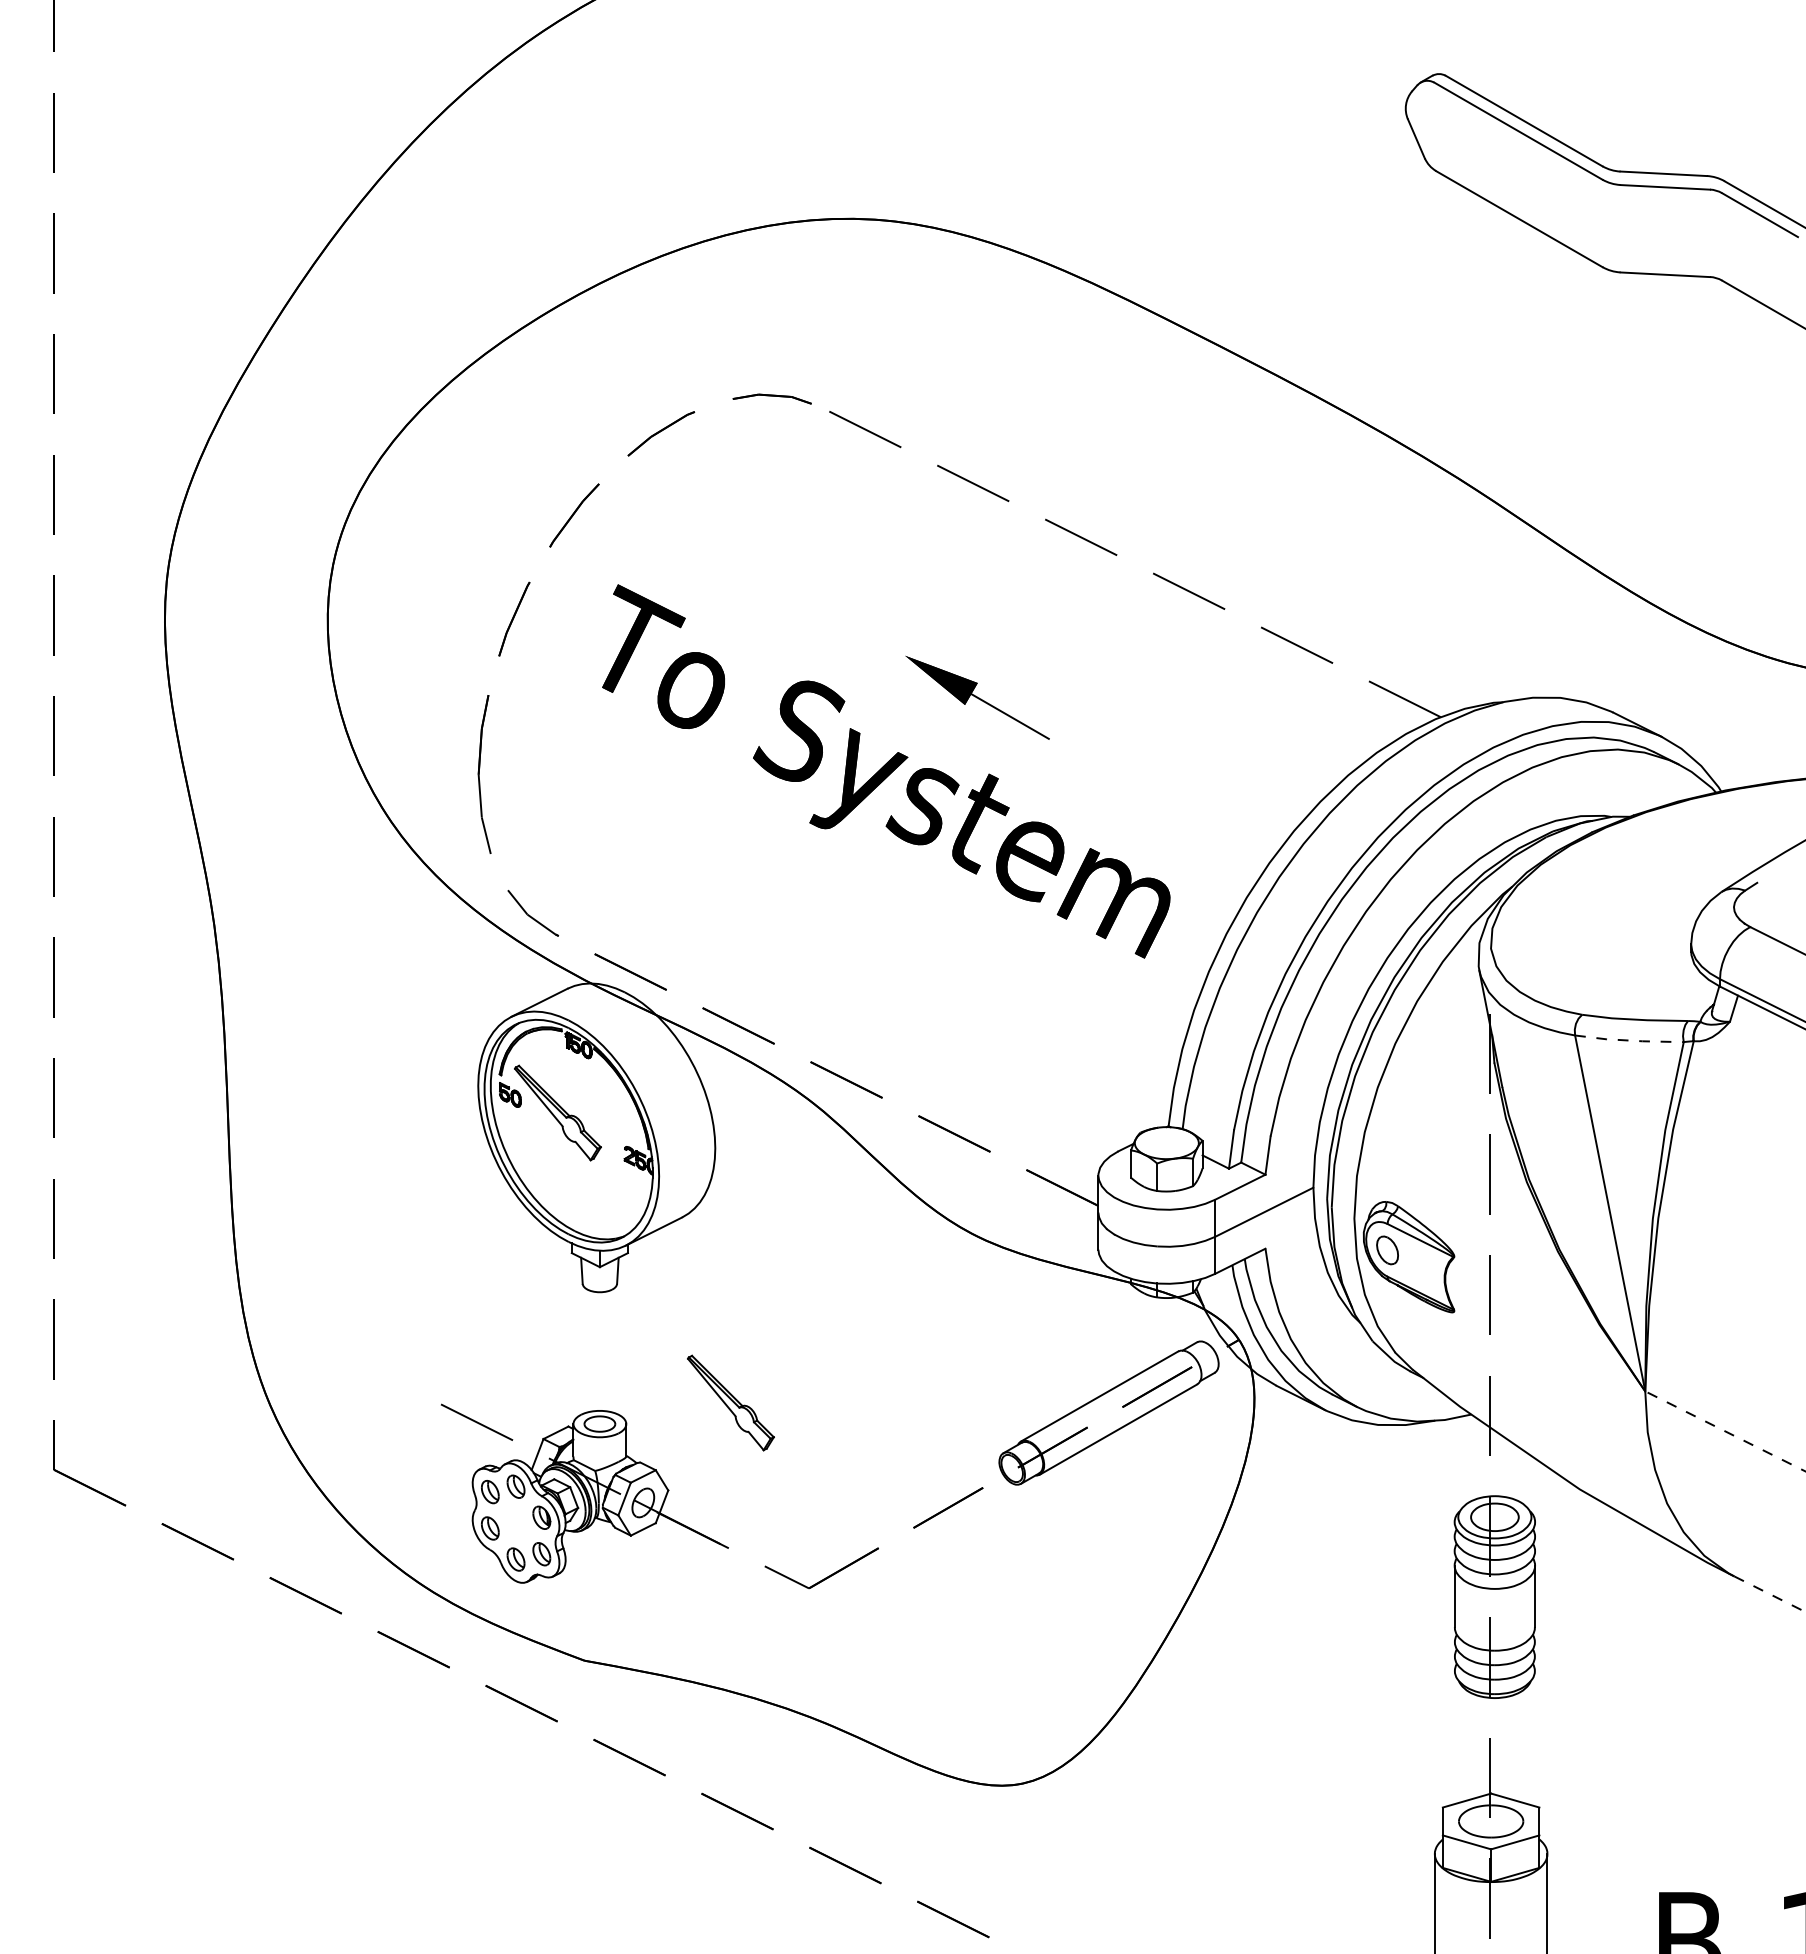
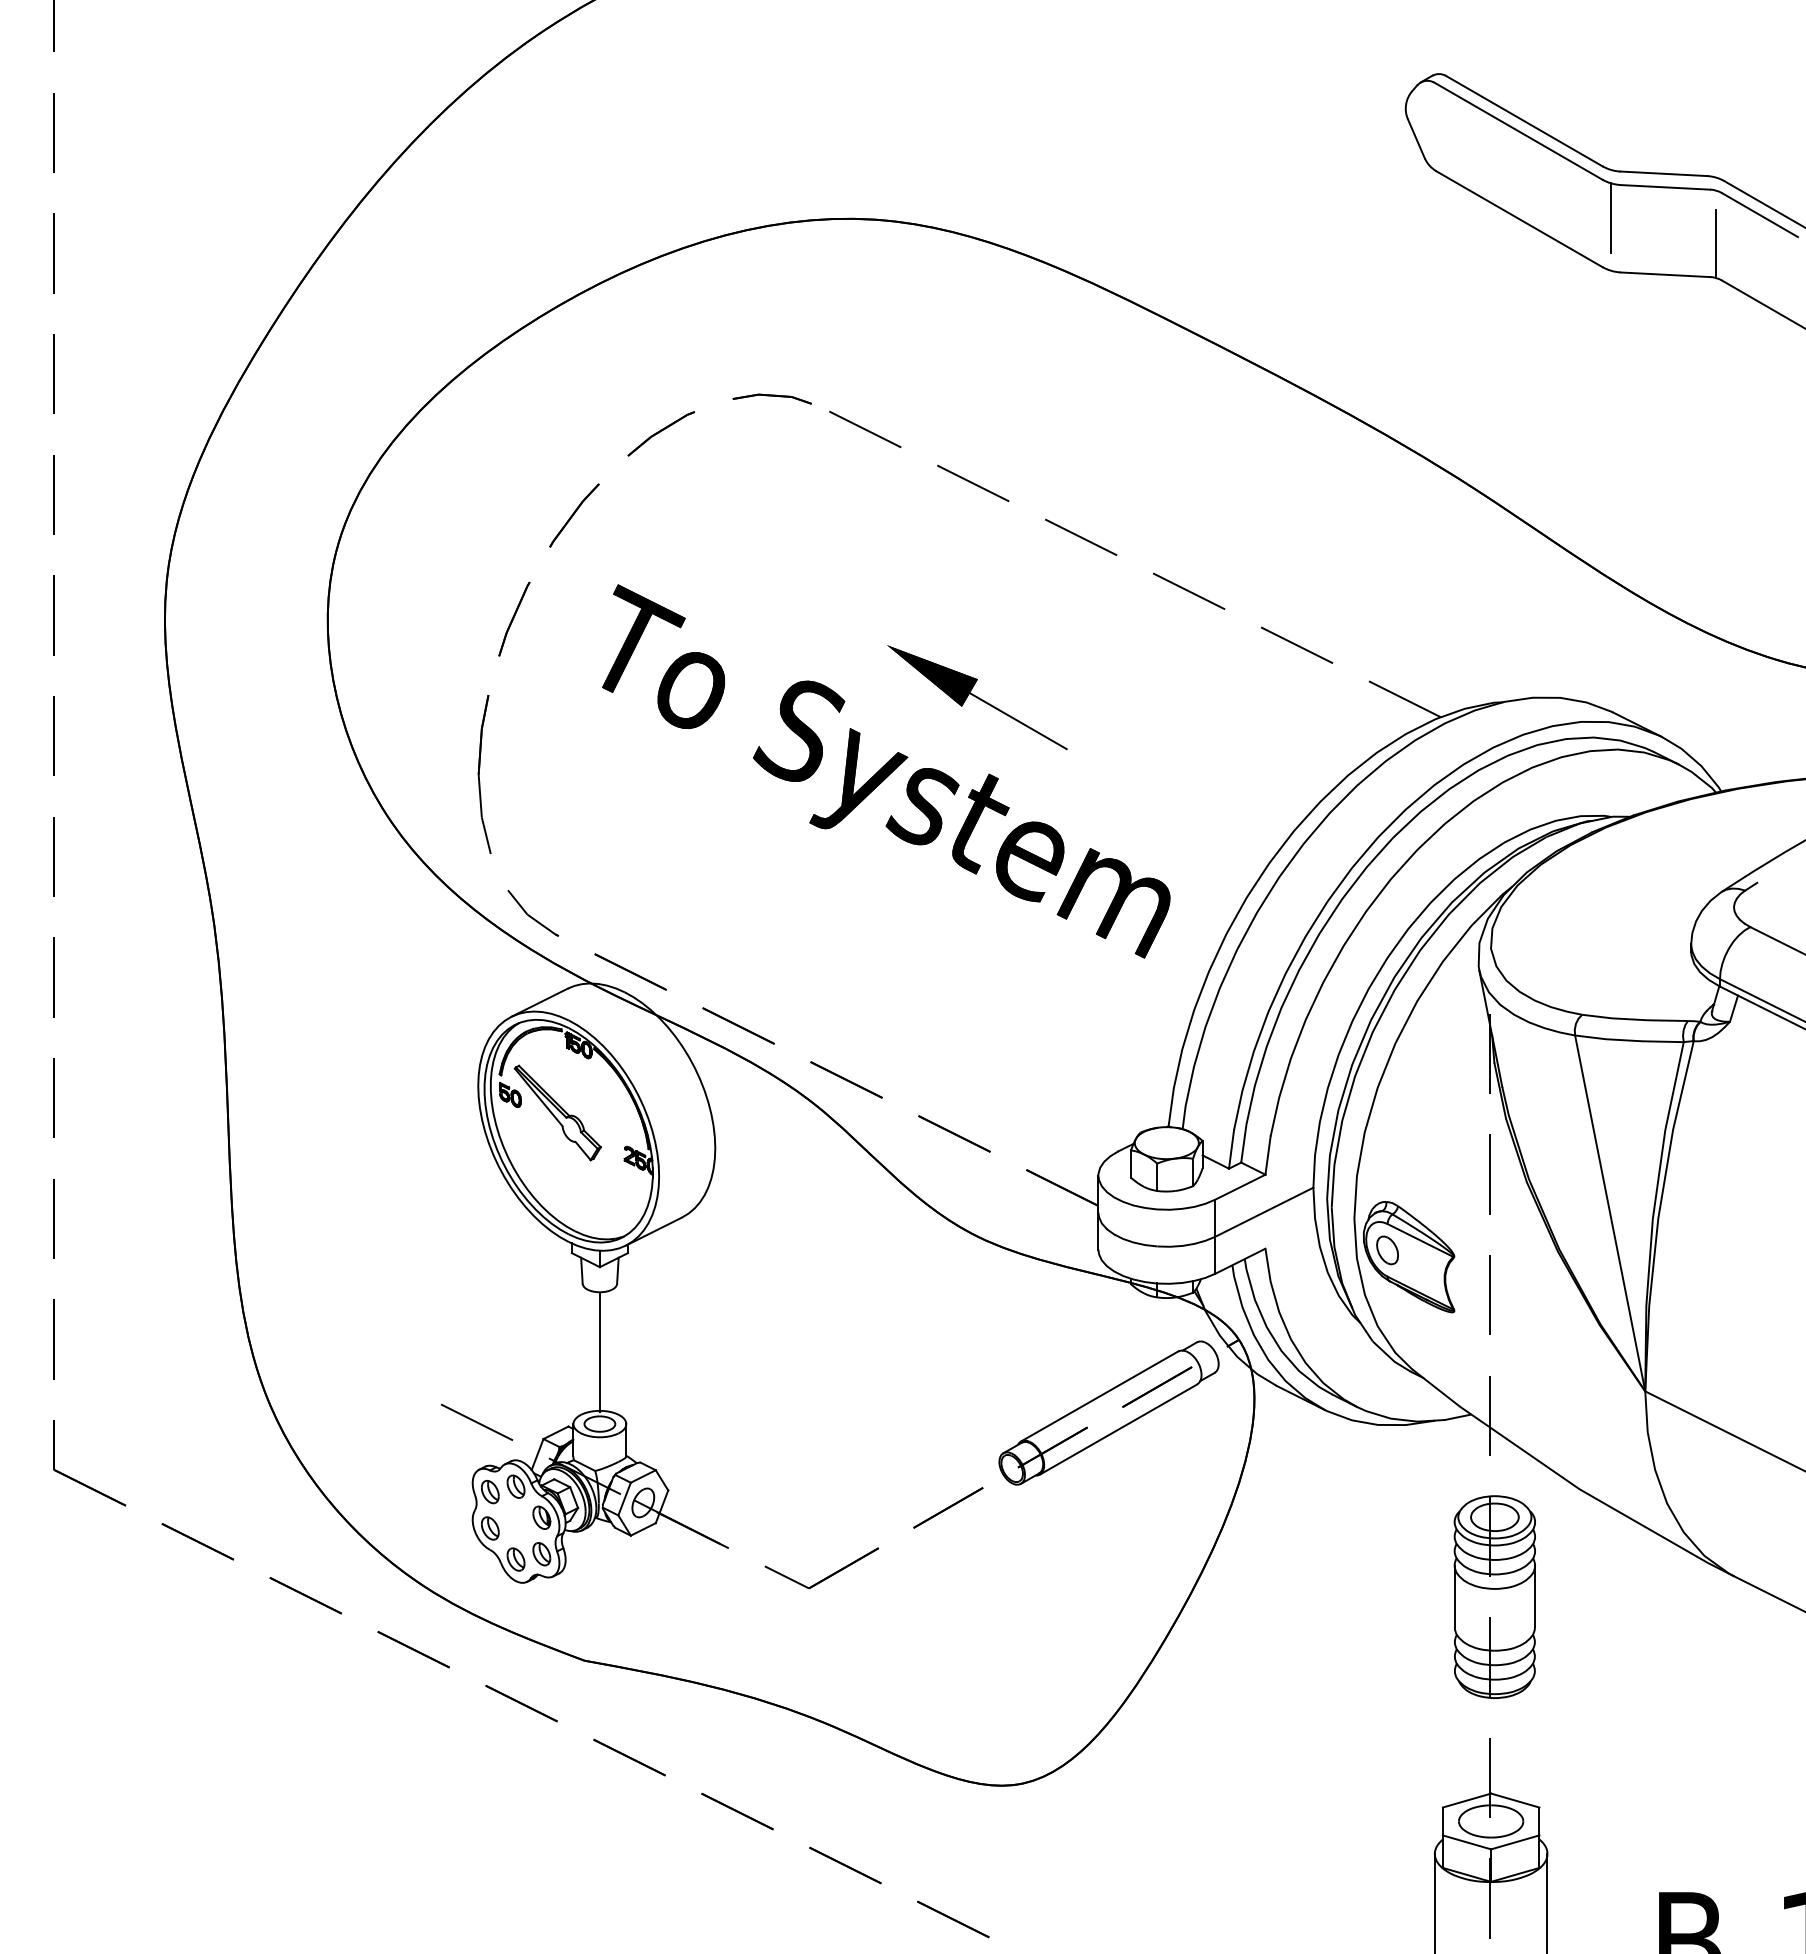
line: none -> present (1611, 217)
line: none -> present (1716, 244)
part size: 145x85 px -> 181x106 px (977, 697)
line: dashed -> solid (1629, 1040)
line: none -> present (599, 1361)
part: present -> none (730, 1402)
line: dashed -> solid (1725, 1431)
line: dashed -> solid (1769, 1594)
